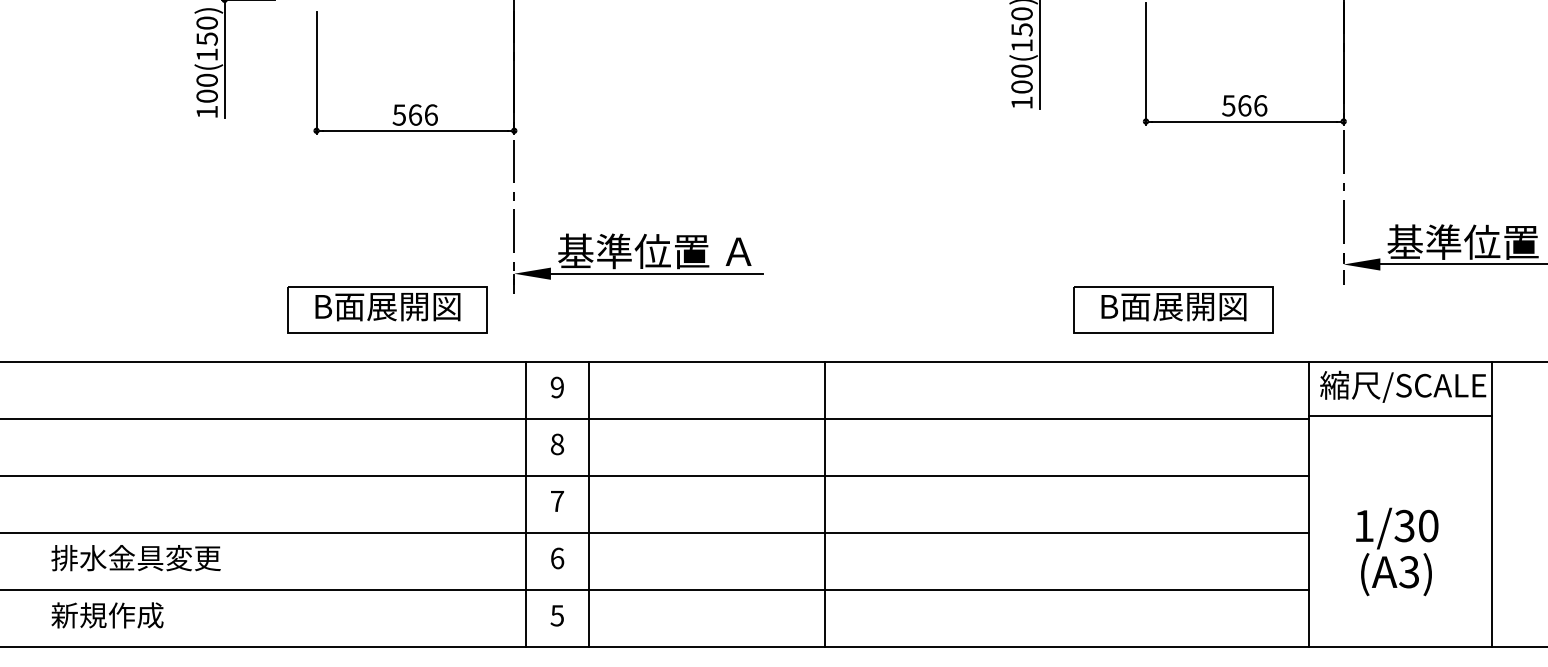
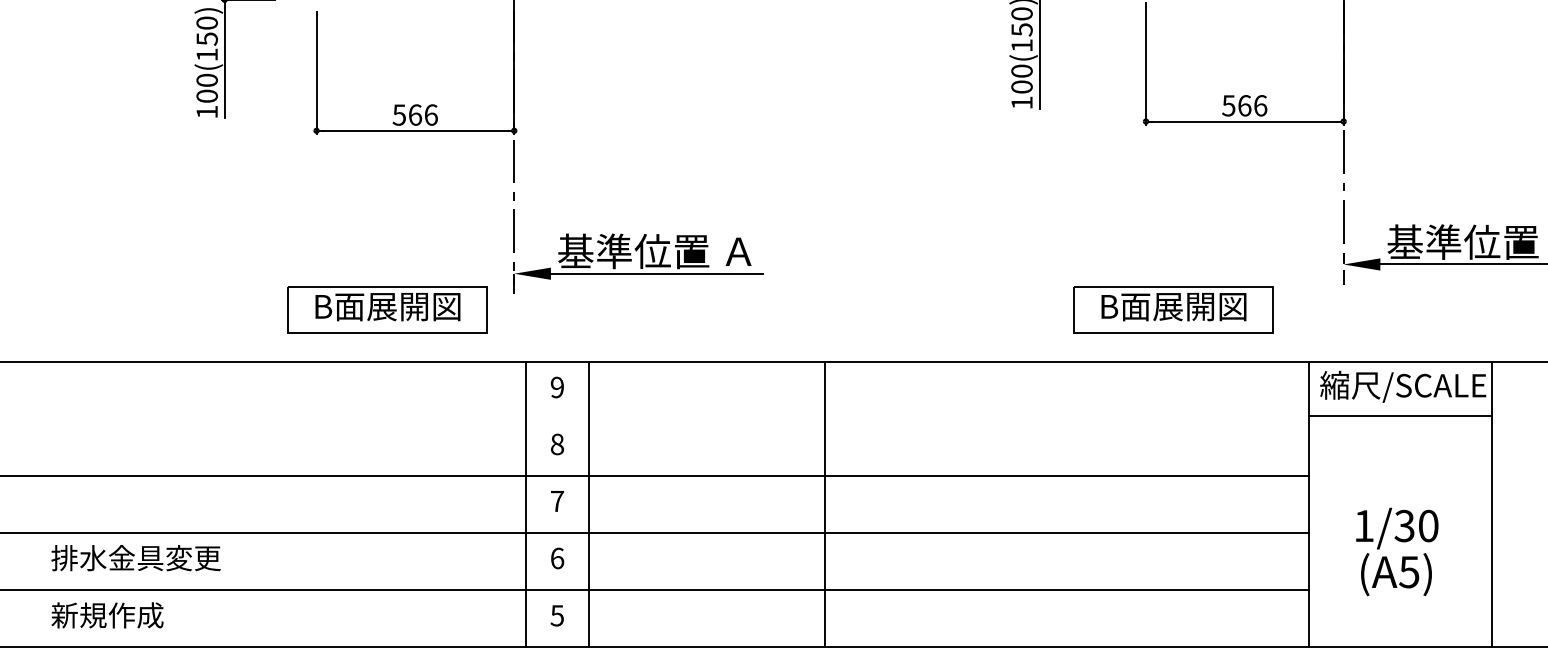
line: present -> none (655, 418)
text: (A3) -> (A5) (1409, 571)
